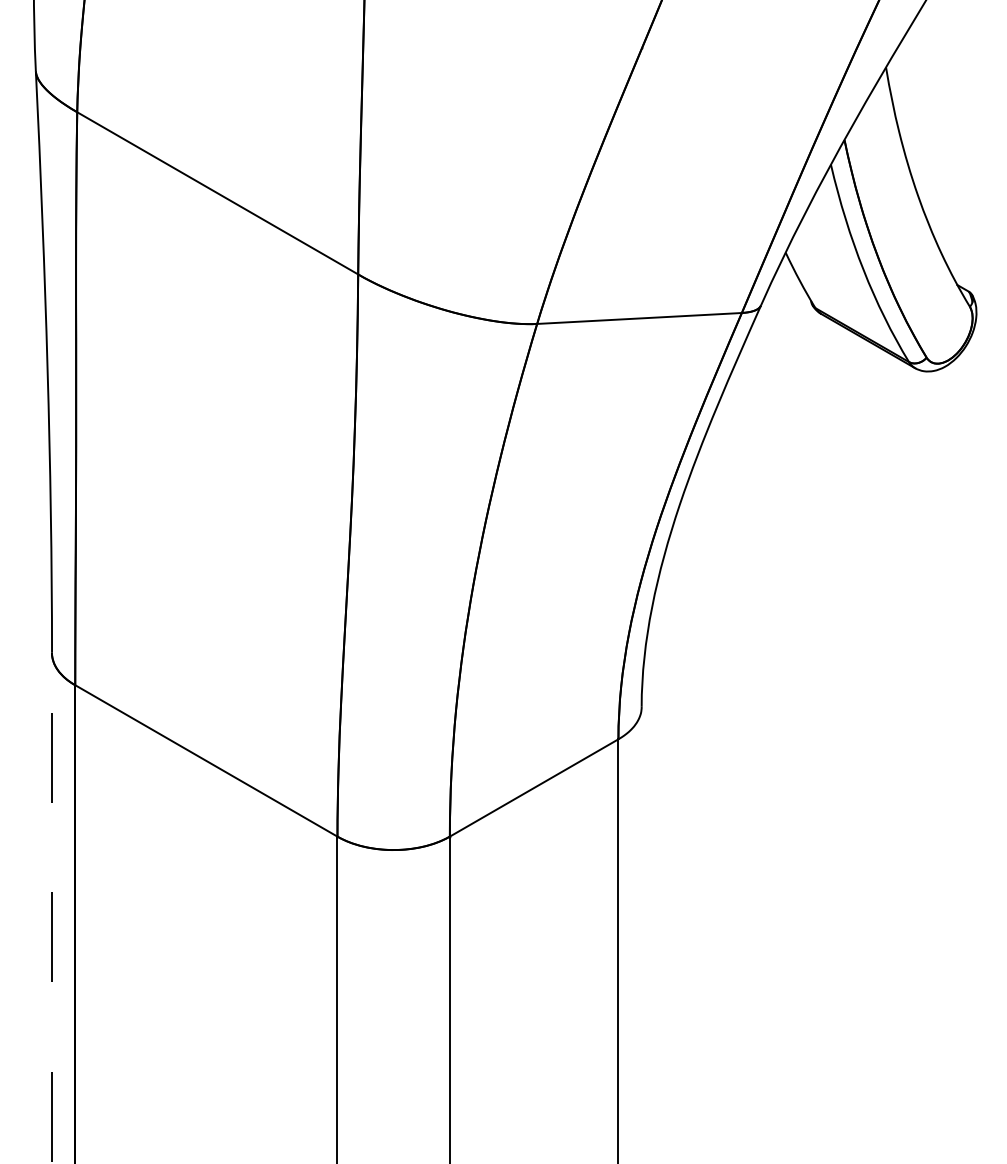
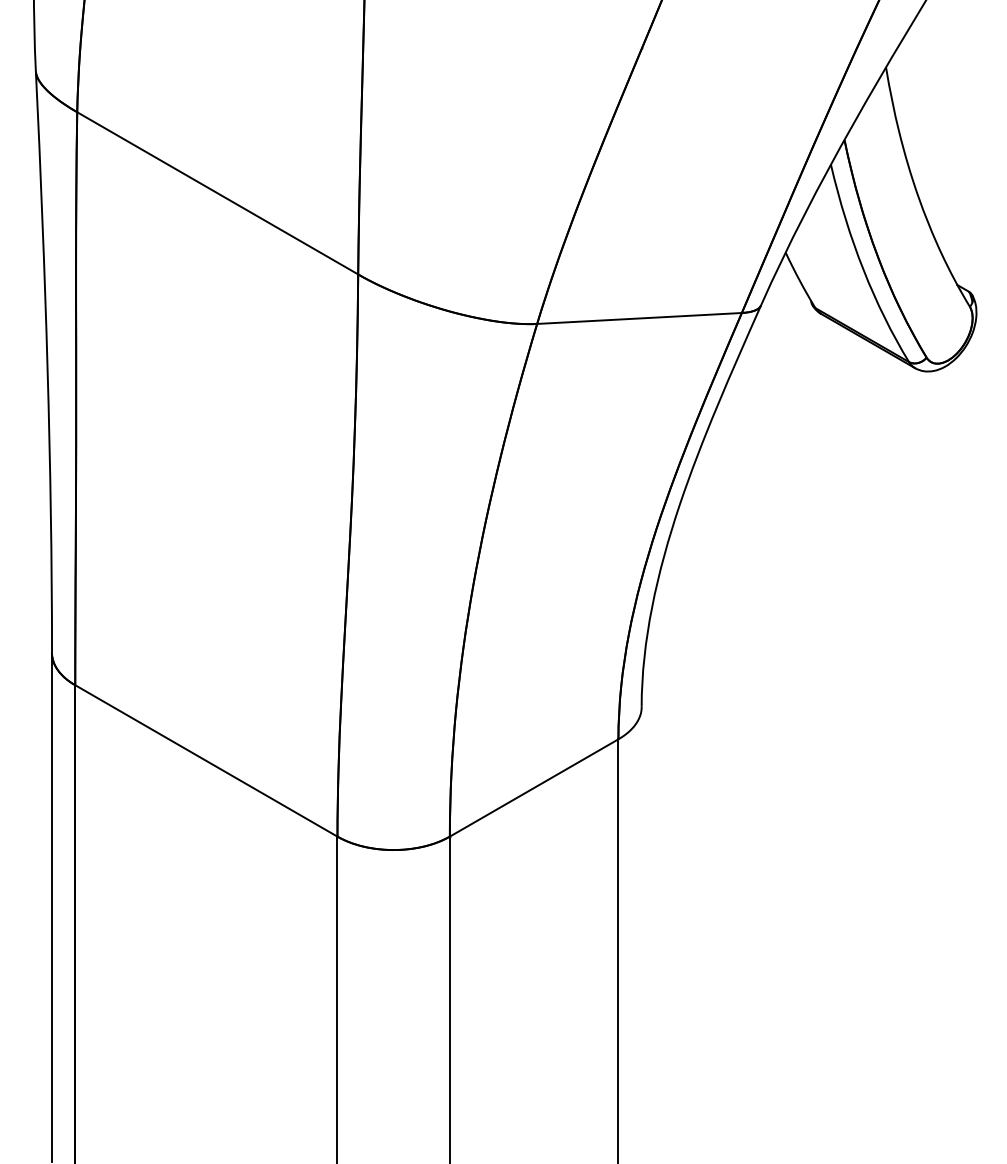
line: dashed -> solid (52, 906)
